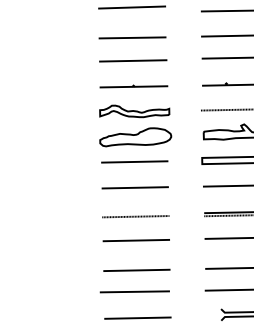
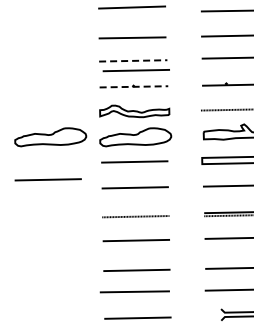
line: solid -> dashed (133, 60)
line: none -> present (135, 70)
line: solid -> dashed (134, 86)
part: none -> present (50, 137)
line: none -> present (47, 179)
